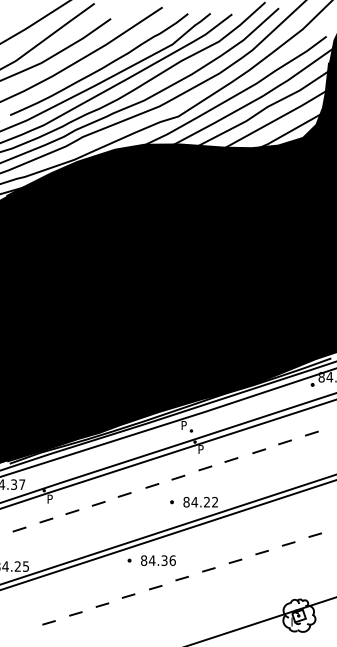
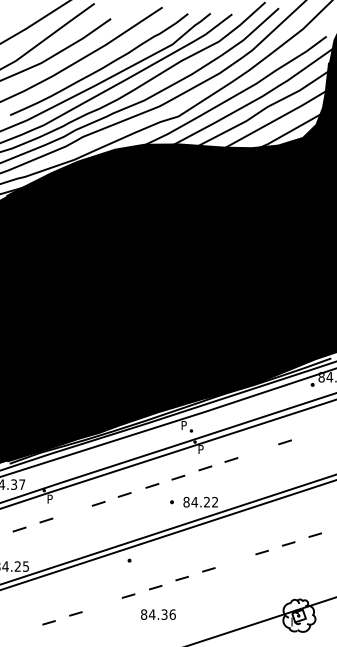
line: present -> none (311, 433)
line: present -> none (259, 450)
line: present -> none (72, 511)
text position: (158, 560) -> (158, 614) (158, 614)
line: present -> none (235, 560)
line: present -> none (102, 604)
